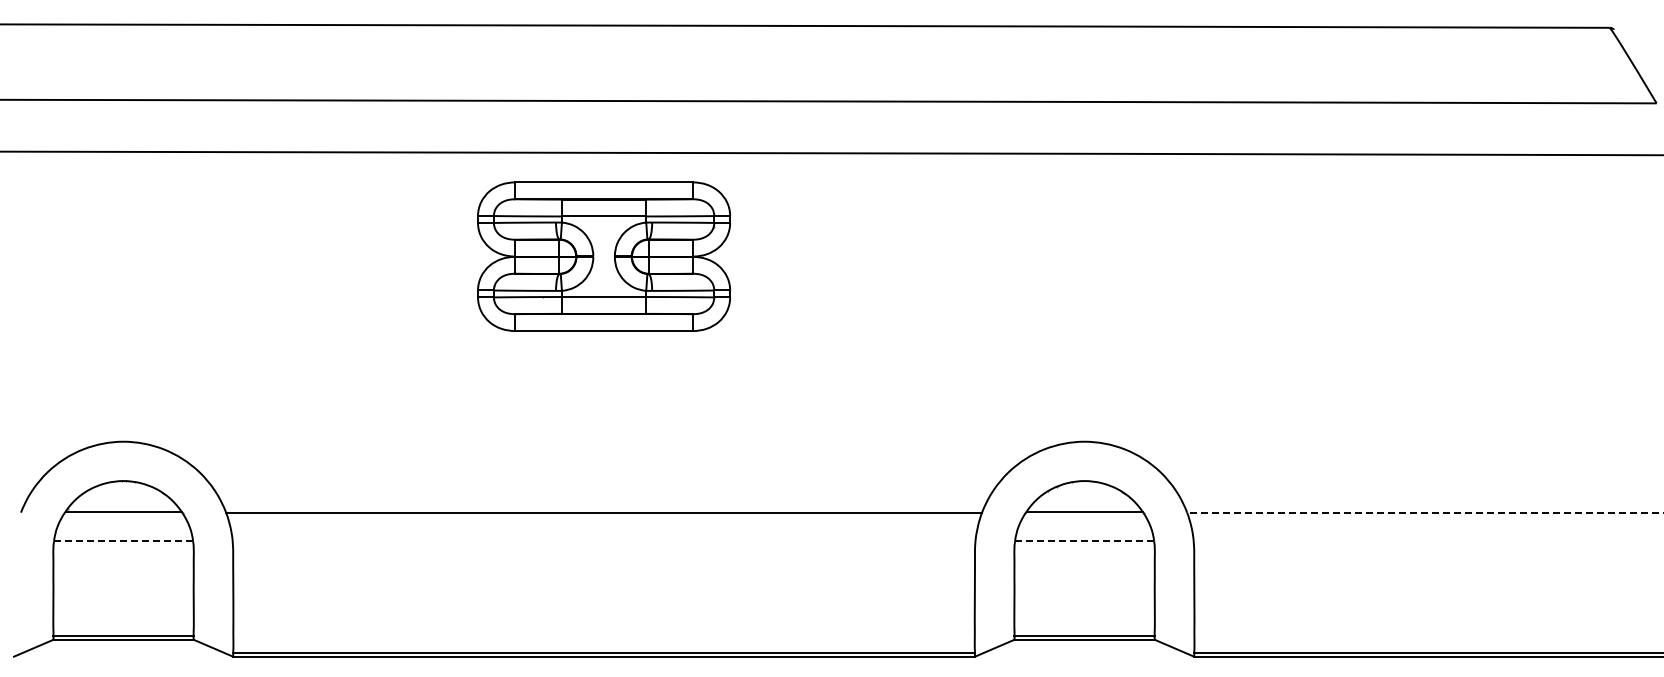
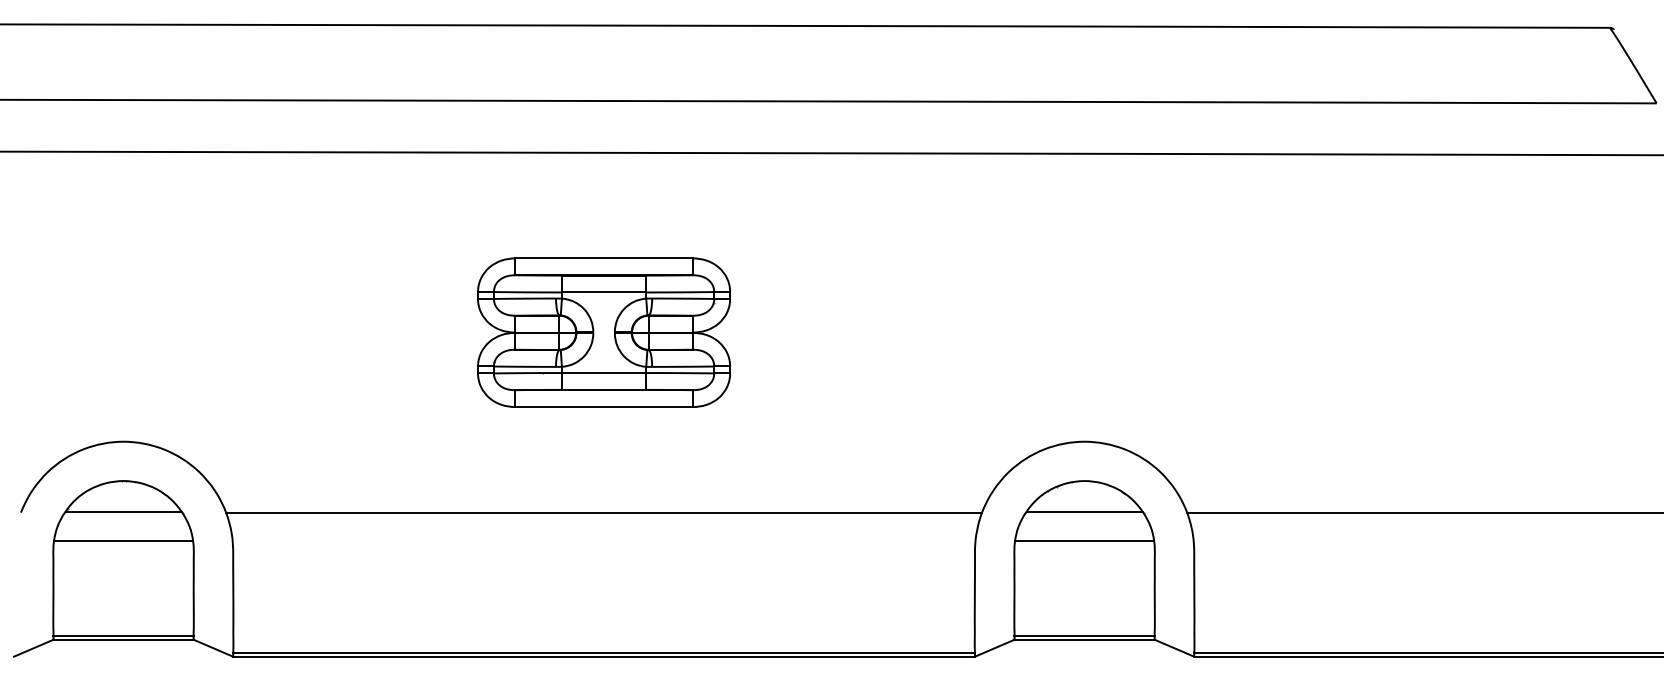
part position: (604, 256) -> (604, 332) (604, 332)
line: dashed -> solid (1424, 512)
line: dashed -> solid (123, 541)
line: dashed -> solid (1084, 541)
